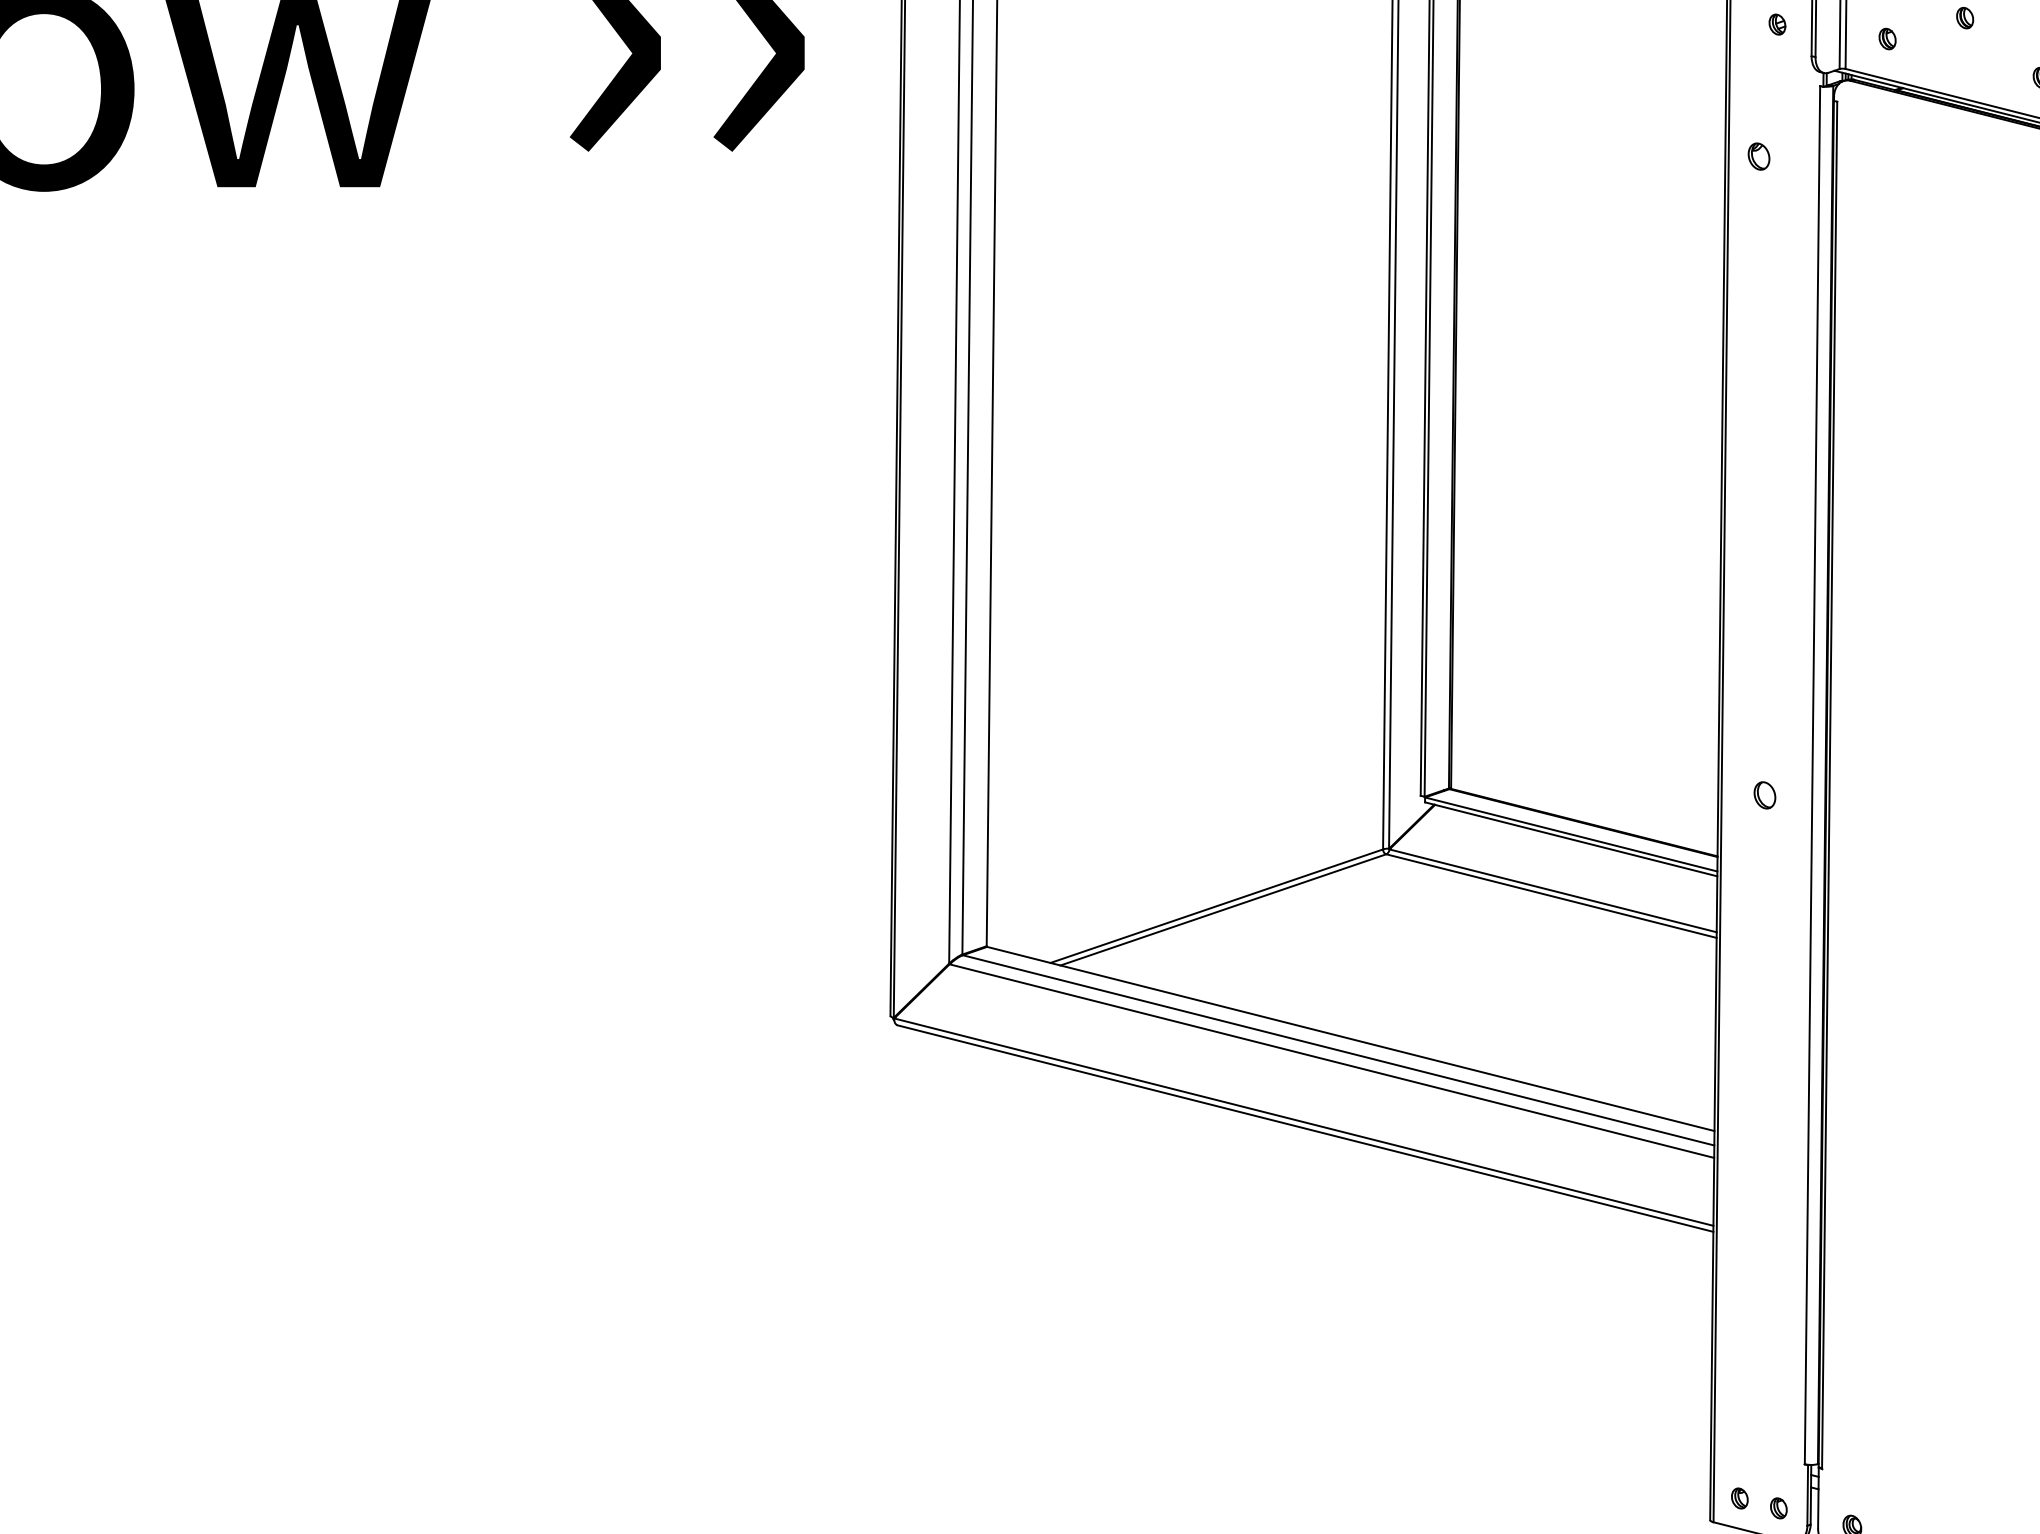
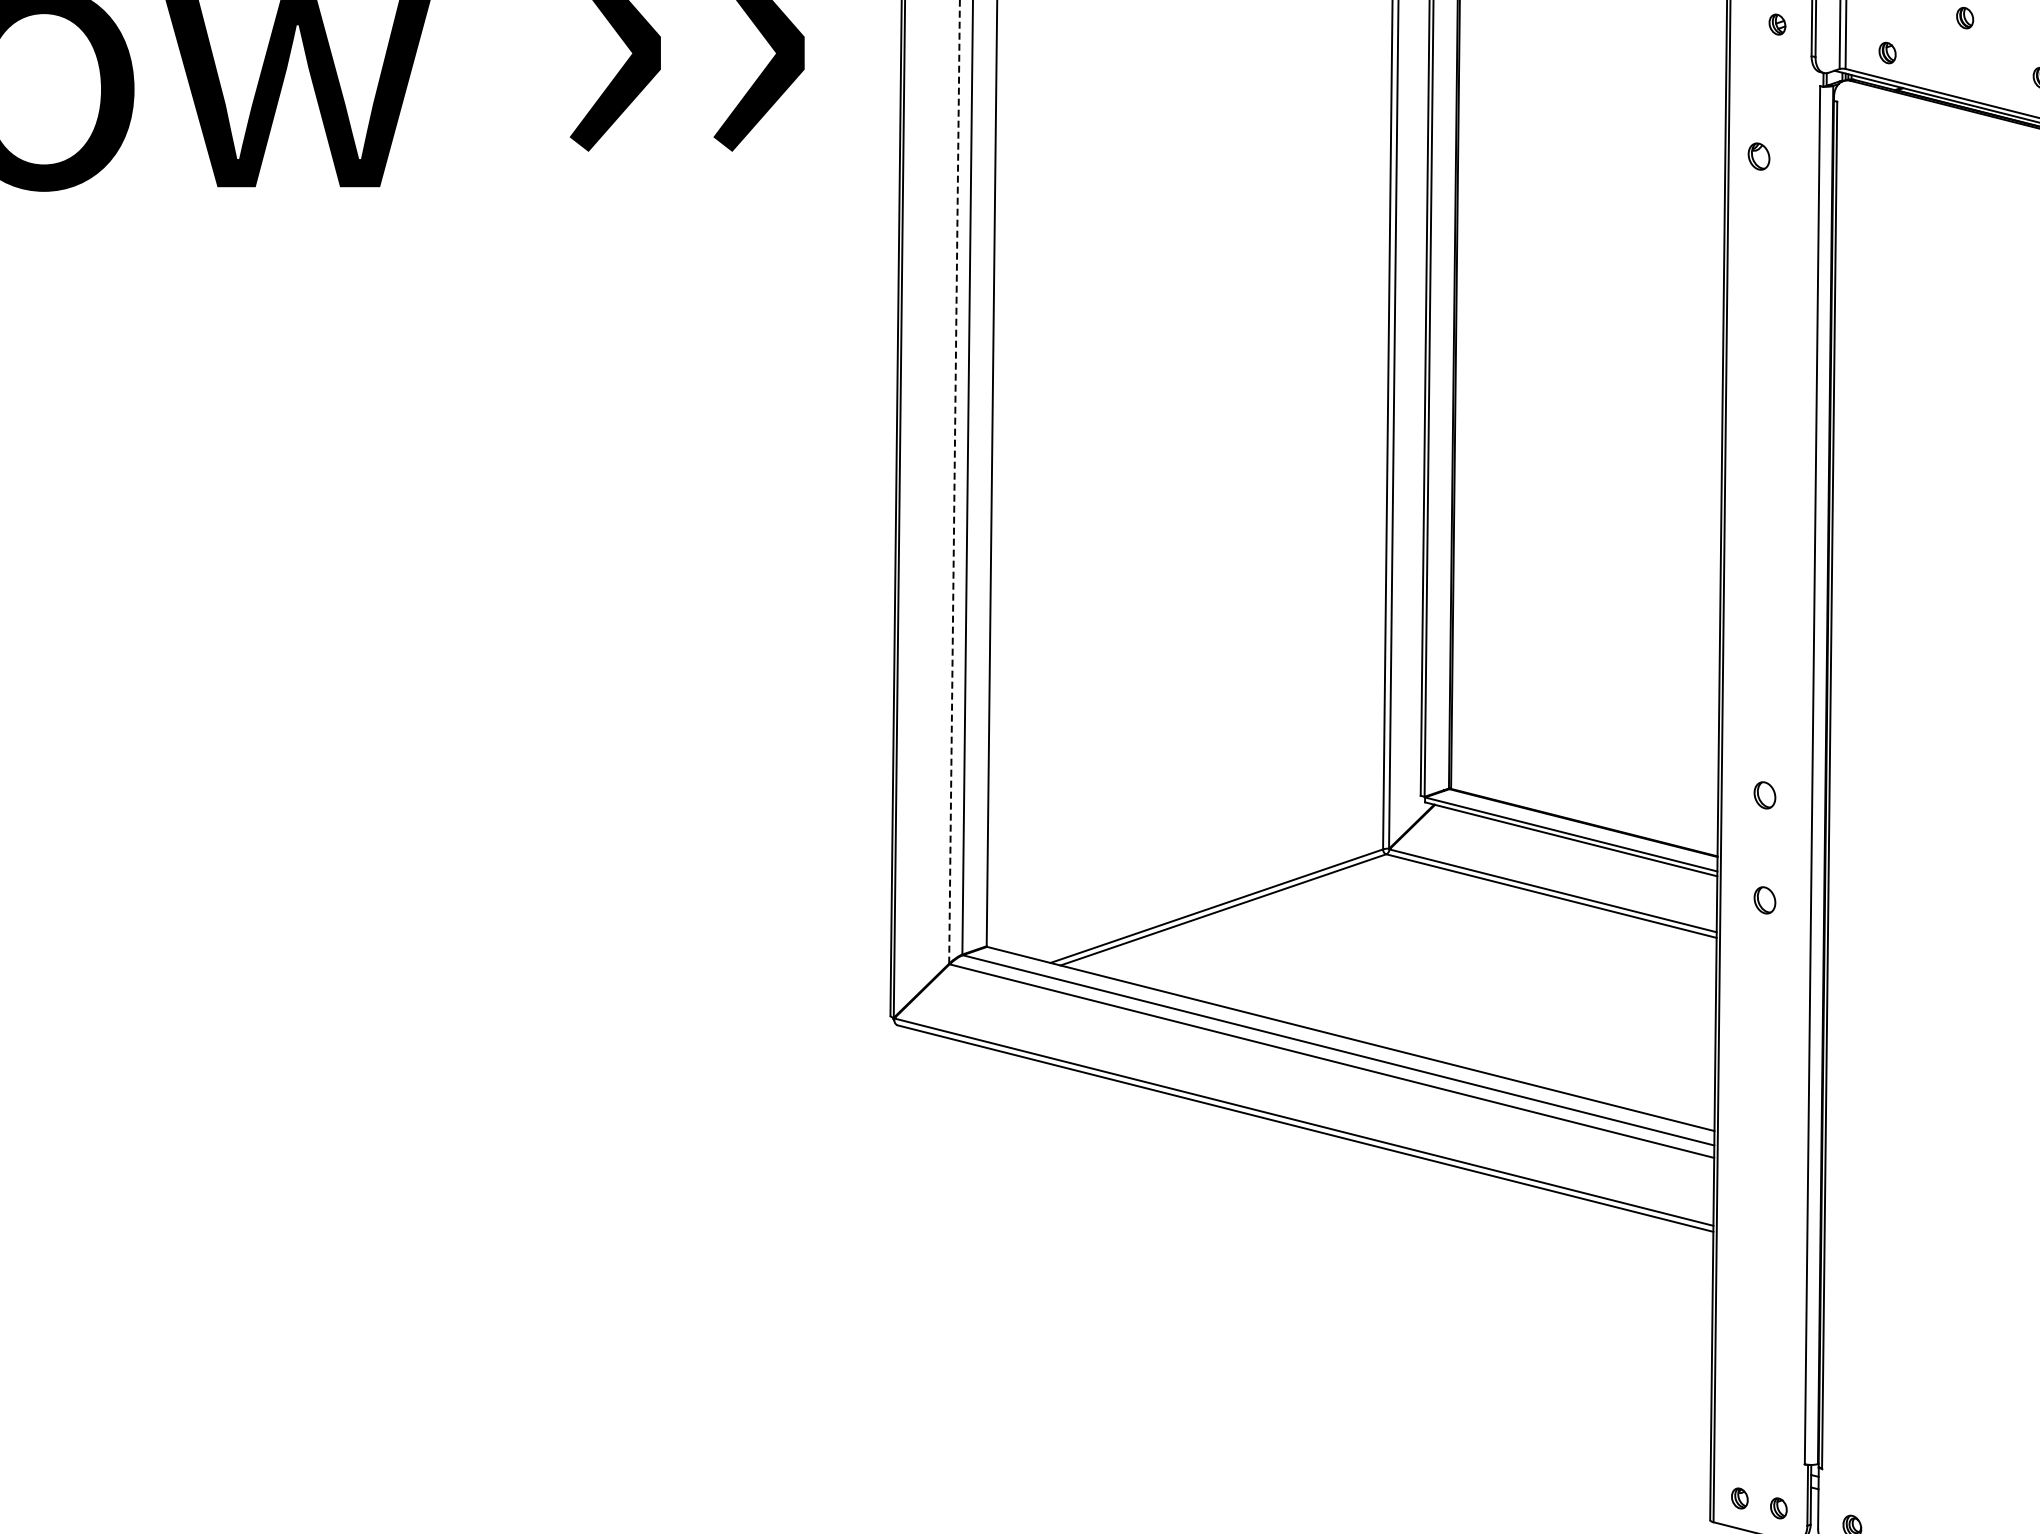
part position: (1887, 38) -> (1887, 52) (1887, 52)
line: solid -> dashed (954, 481)
part: none -> present (1764, 900)
